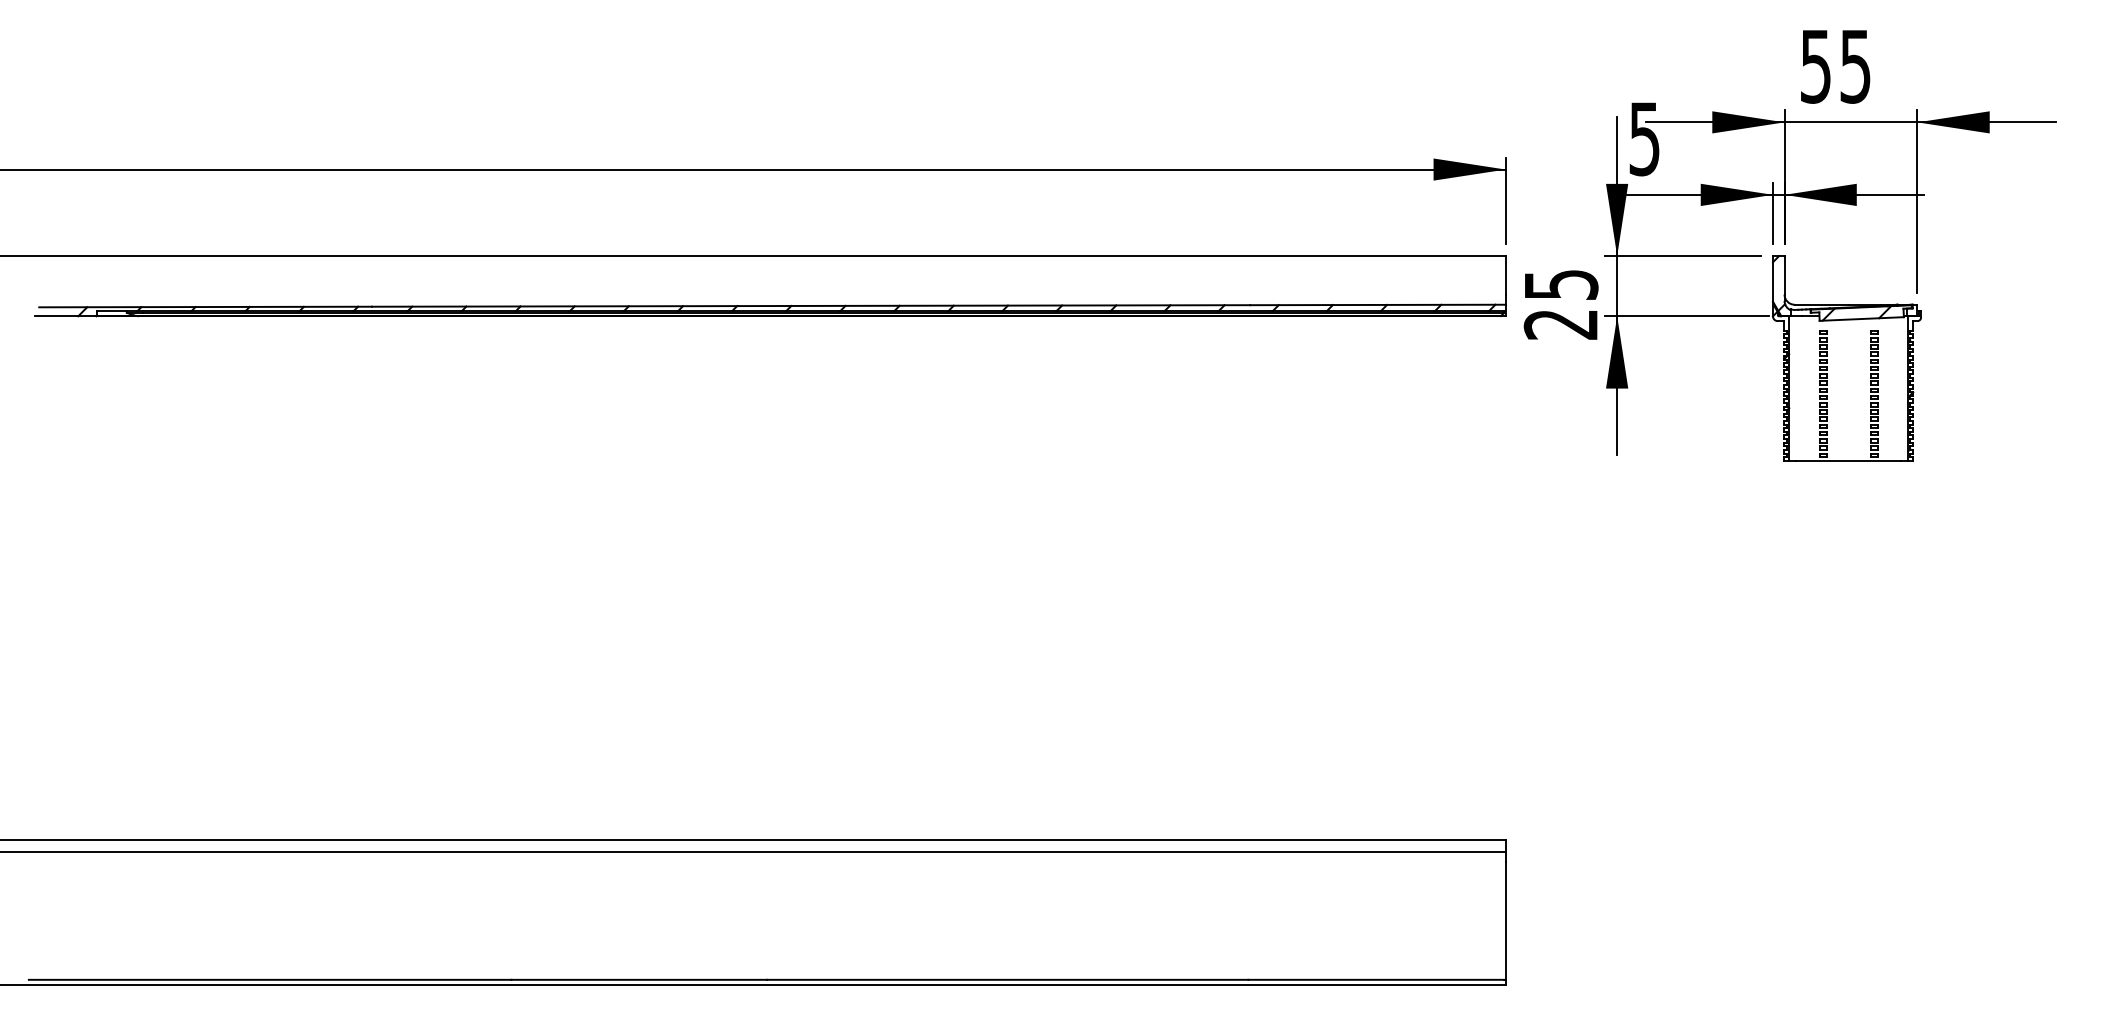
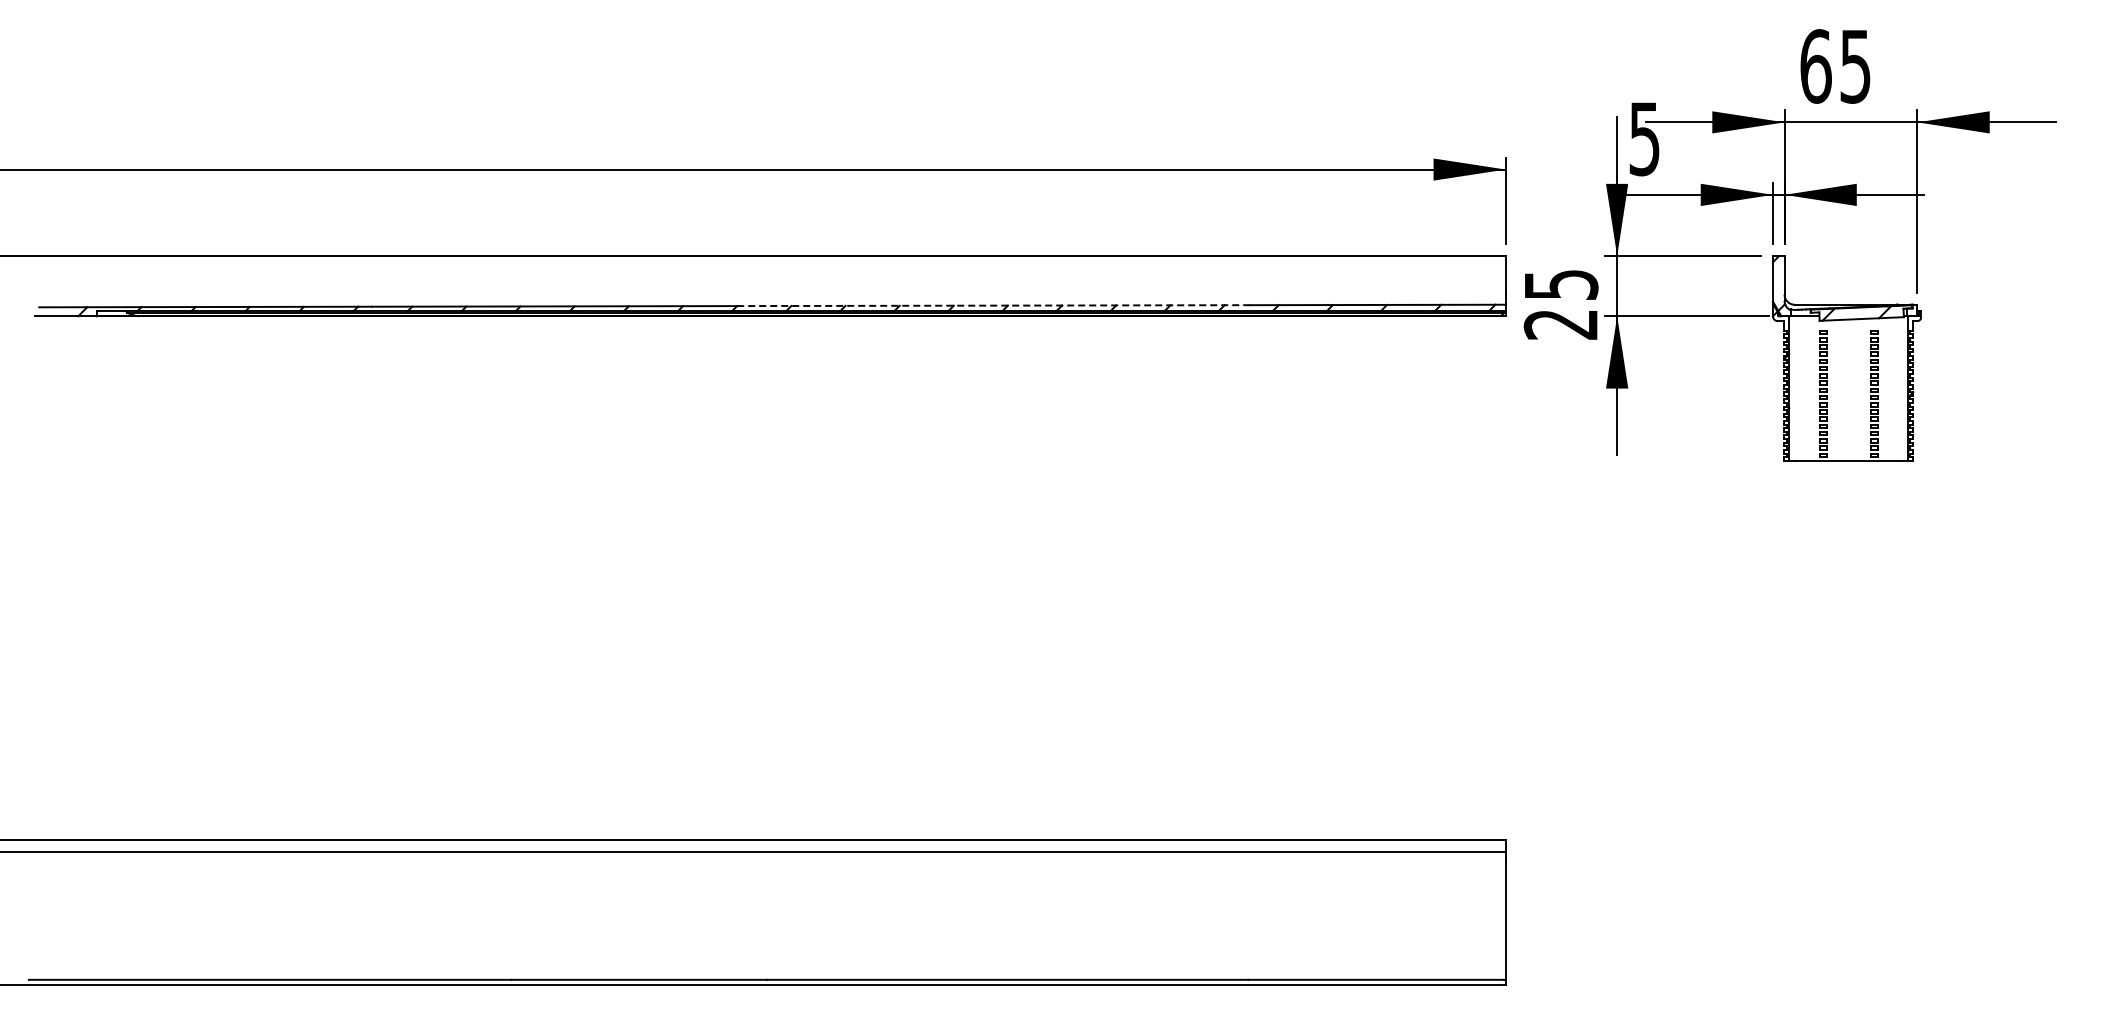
text: 55 -> 65 (1815, 66)
line: solid -> dashed (994, 305)
